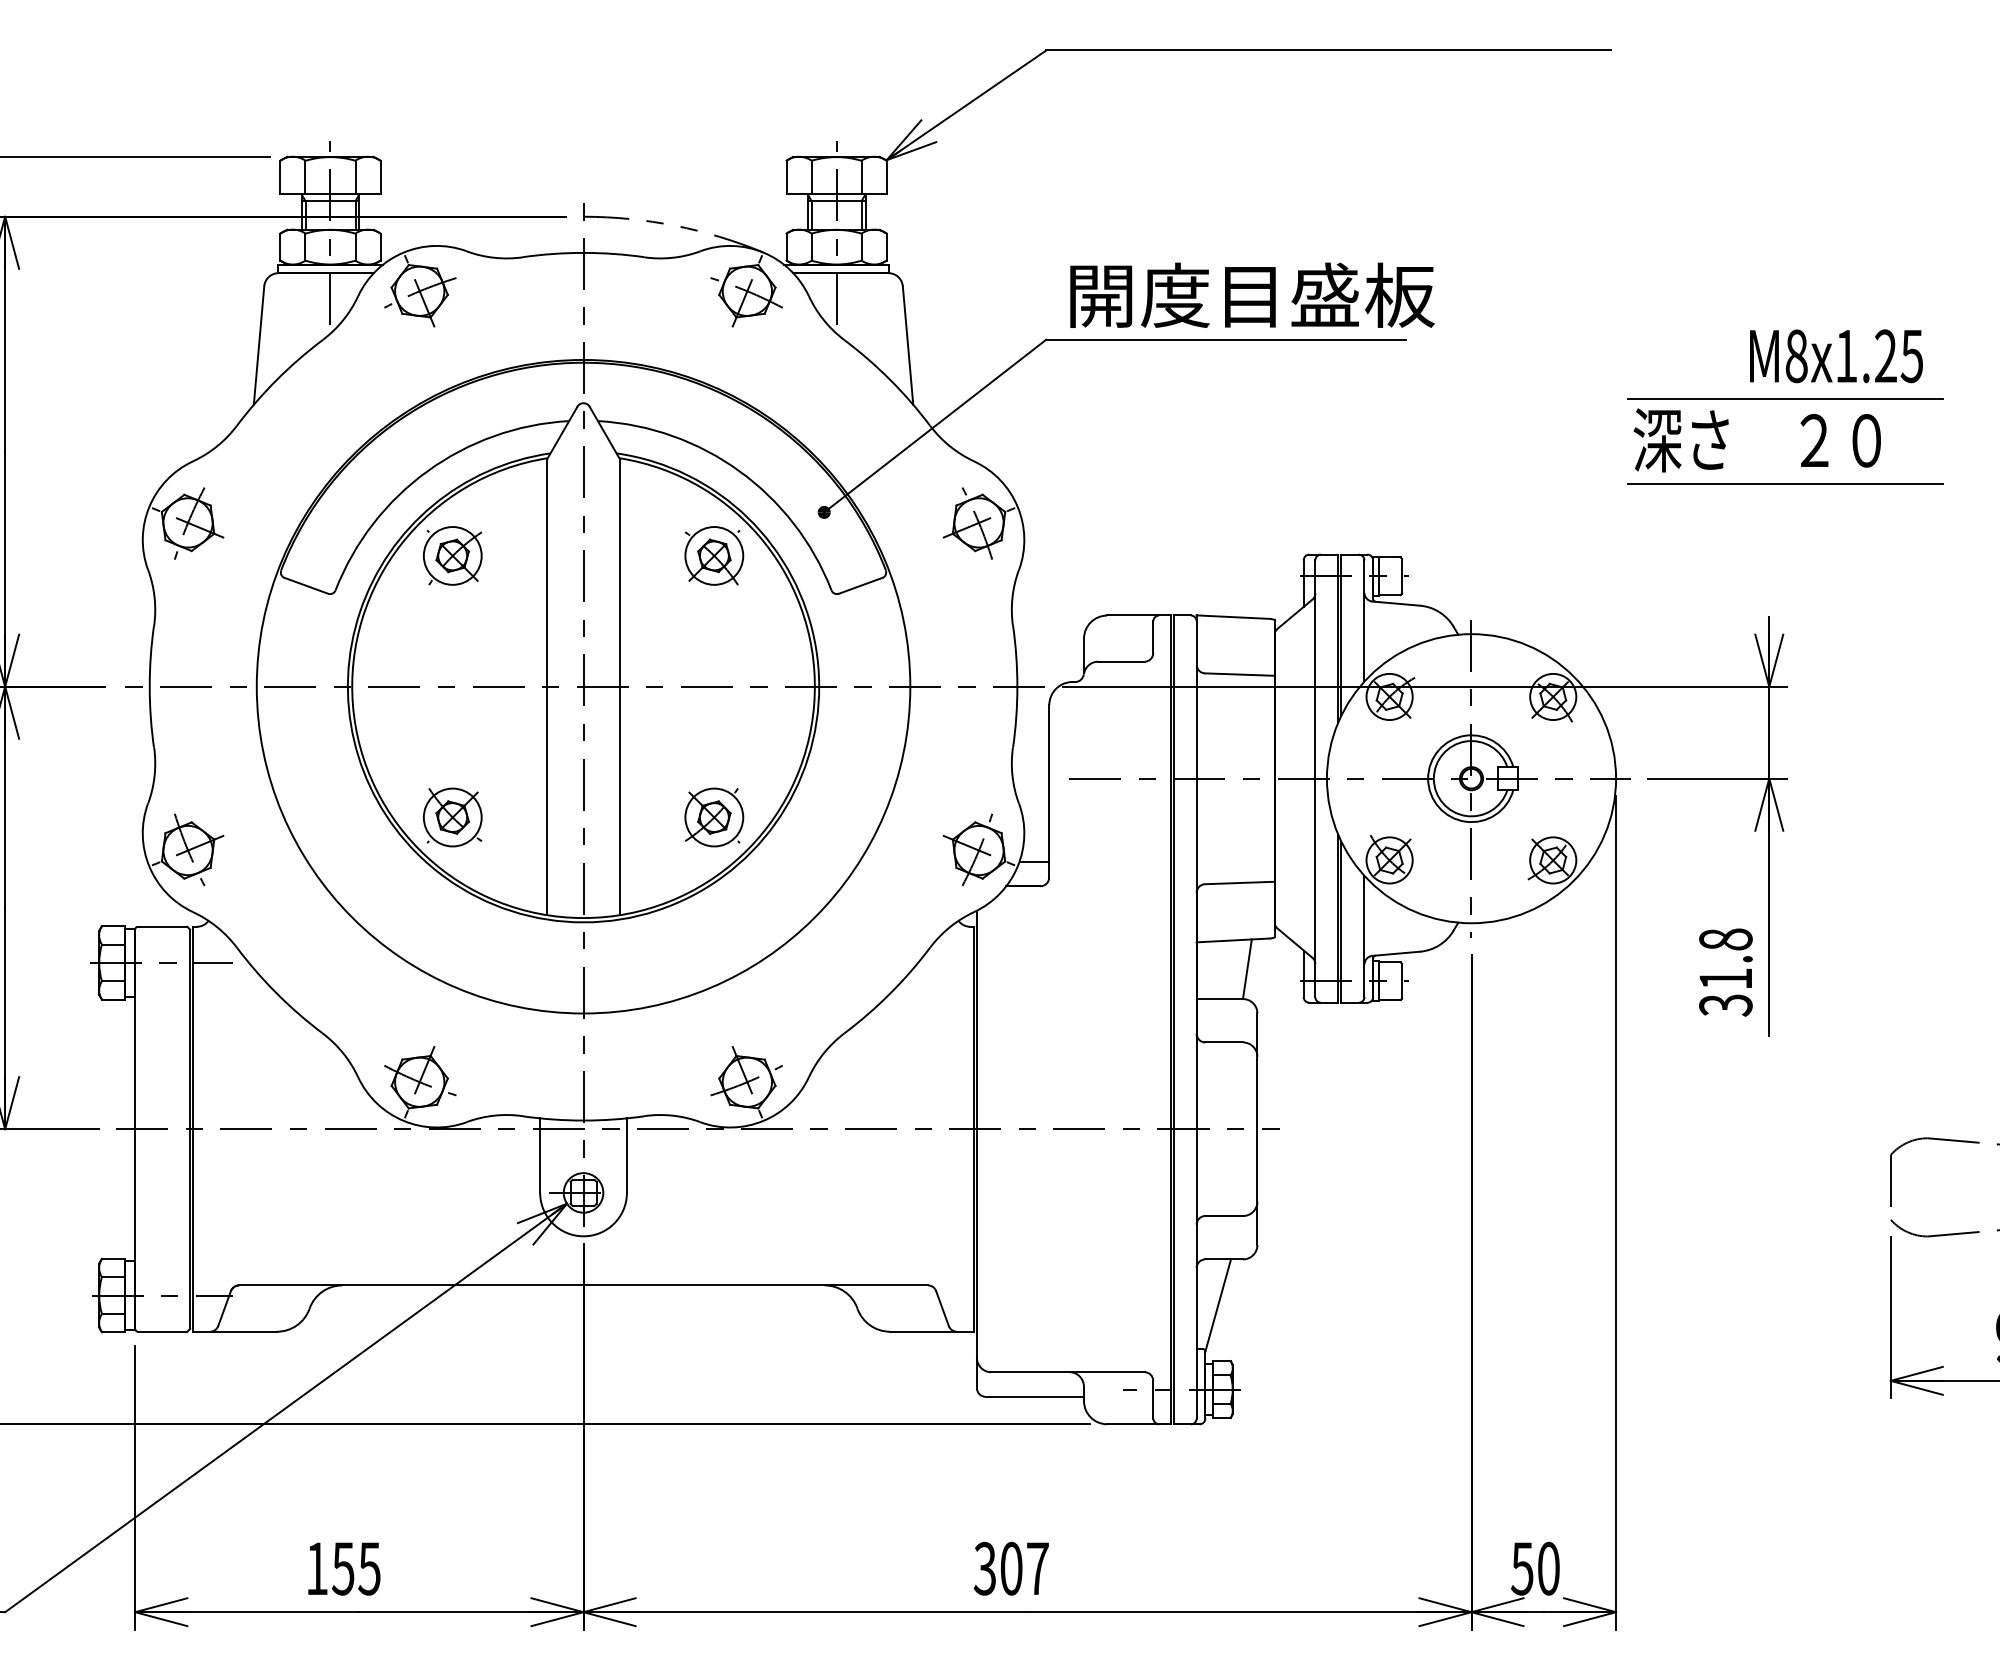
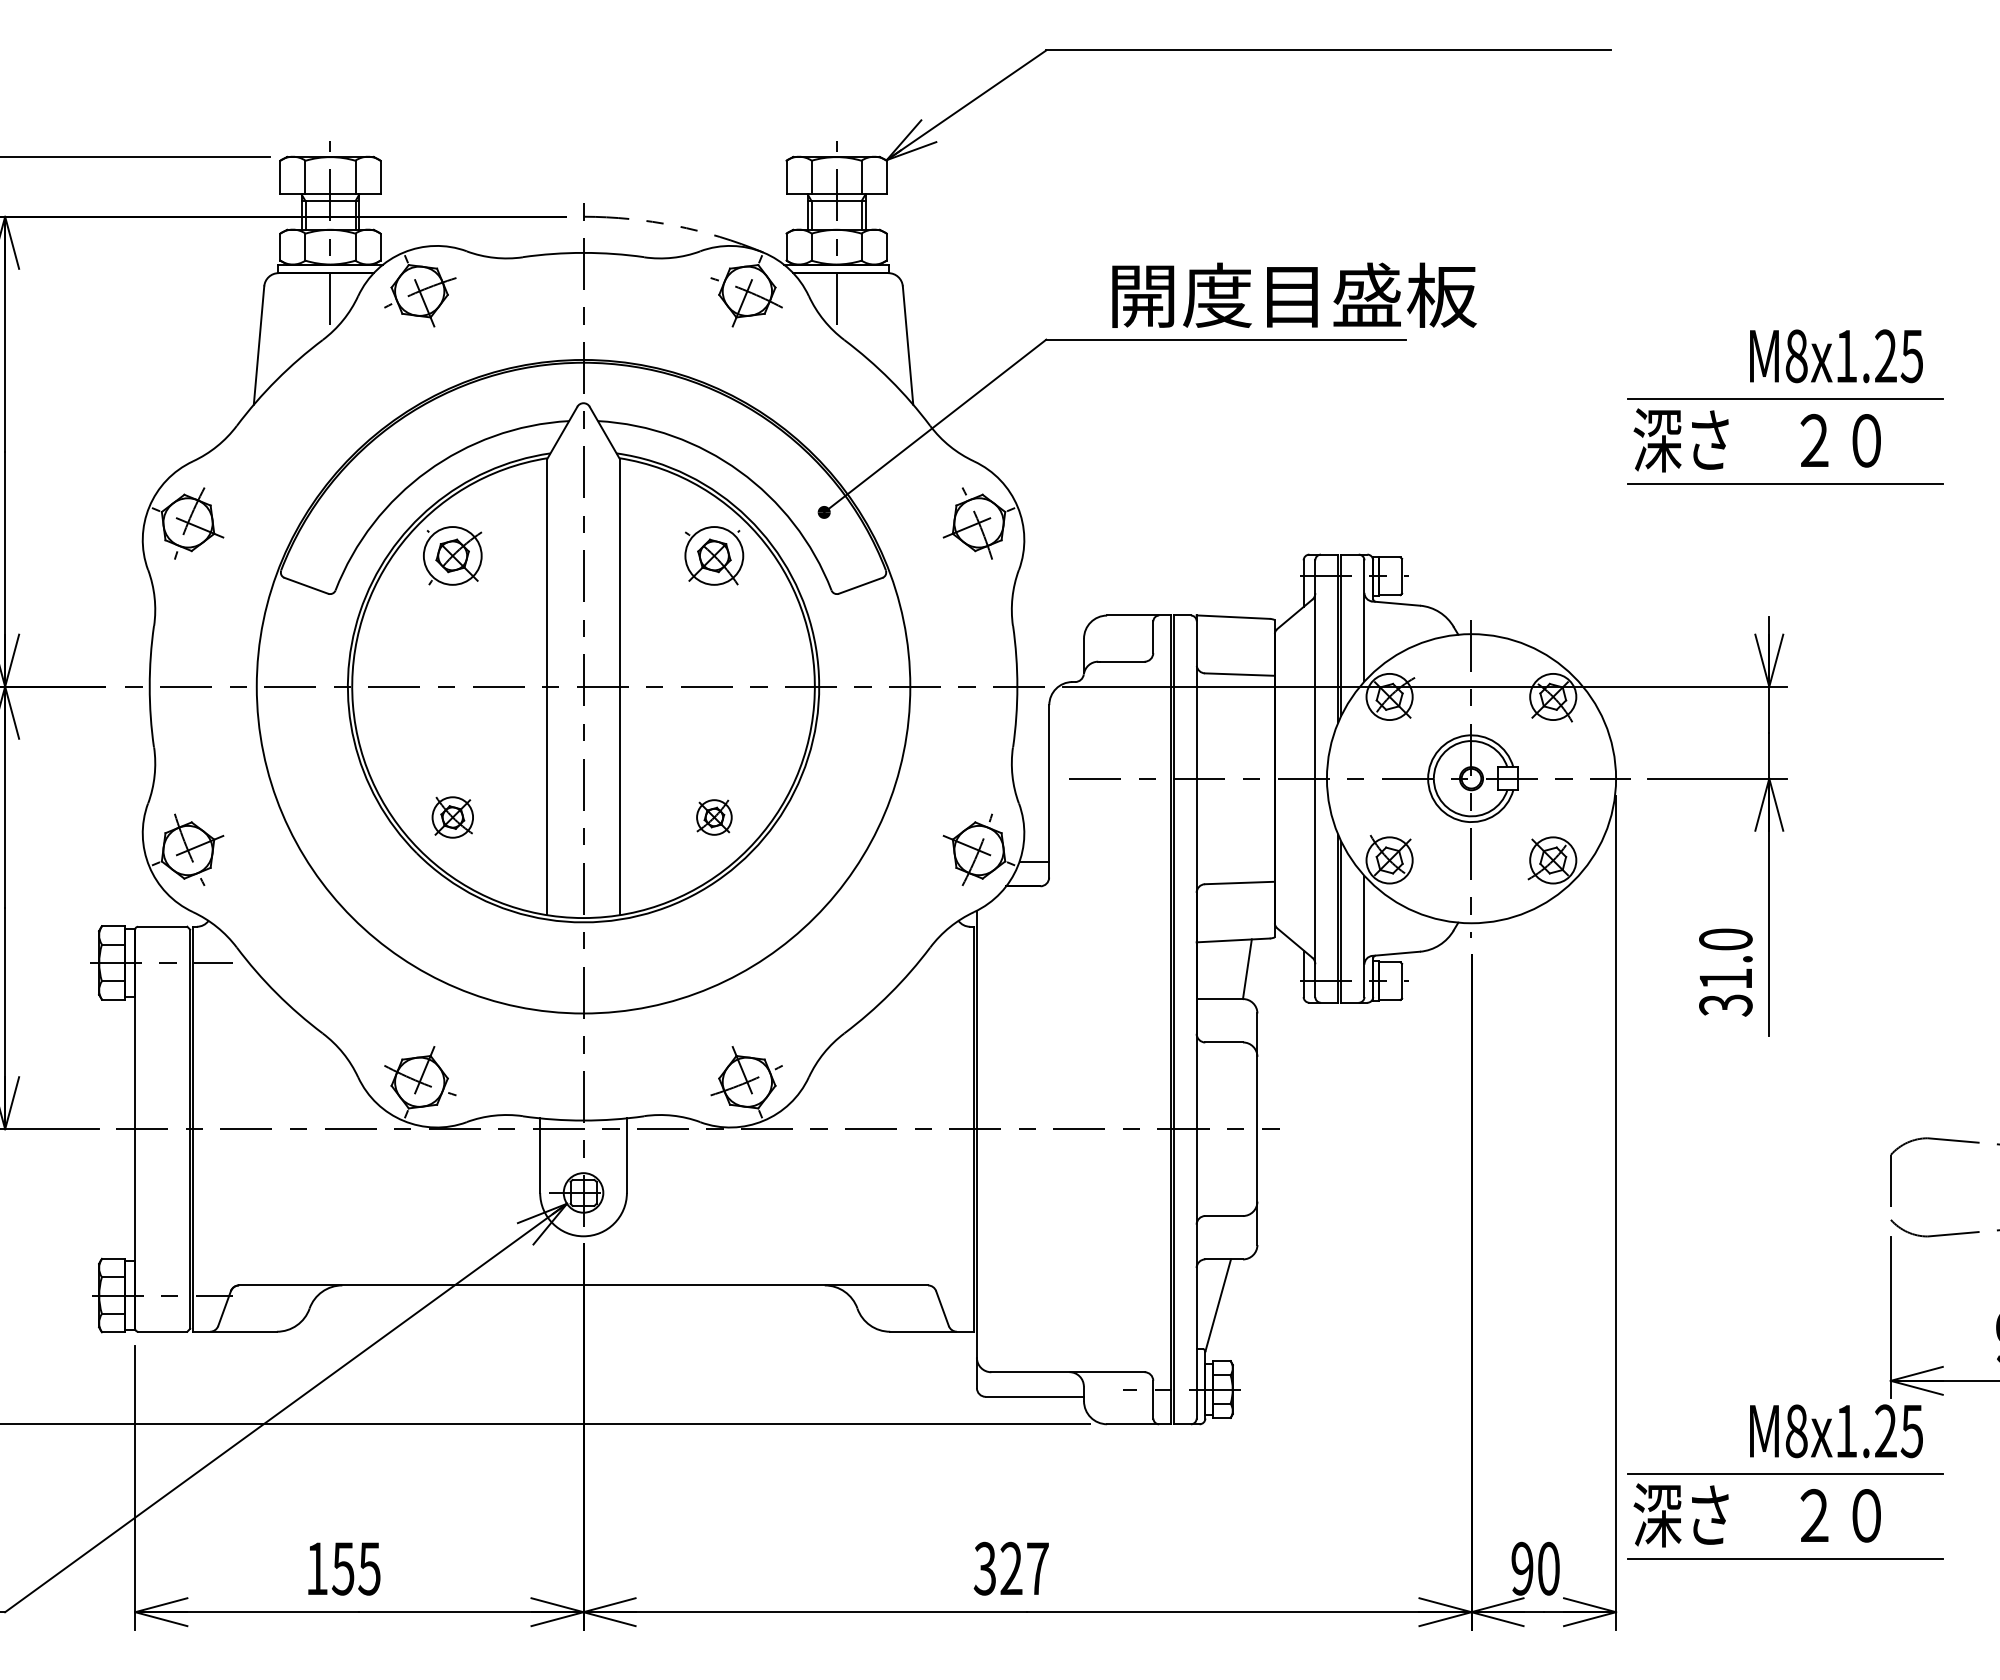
text position: (1252, 294) -> (1294, 294) (1294, 294)
part size: 60x61 px -> 43x43 px (452, 817)
part size: 61x61 px -> 37x37 px (714, 817)
text: 31.8 -> 31.0 (1725, 939)
part: none -> present (1785, 1474)
text: 307 -> 327 (1011, 1568)
text: 50 -> 90 (1522, 1568)
